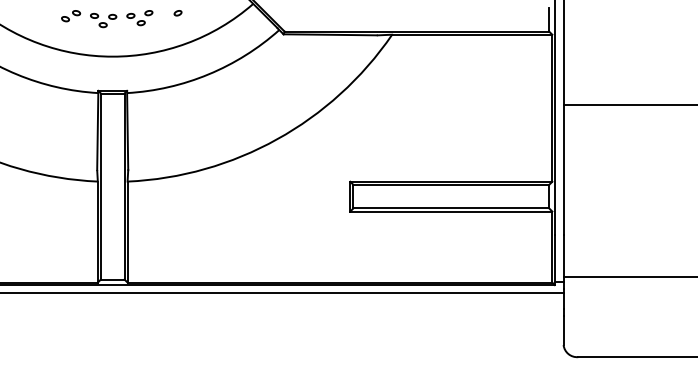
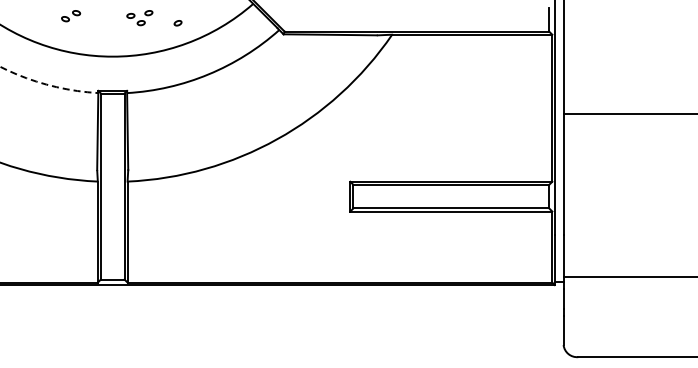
part position: (177, 13) -> (177, 23) (177, 23)
part: present -> none (103, 20)
arc: solid -> dashed (47, 84)
line position: (628, 104) -> (628, 113) (628, 113)
line: present -> none (282, 292)
